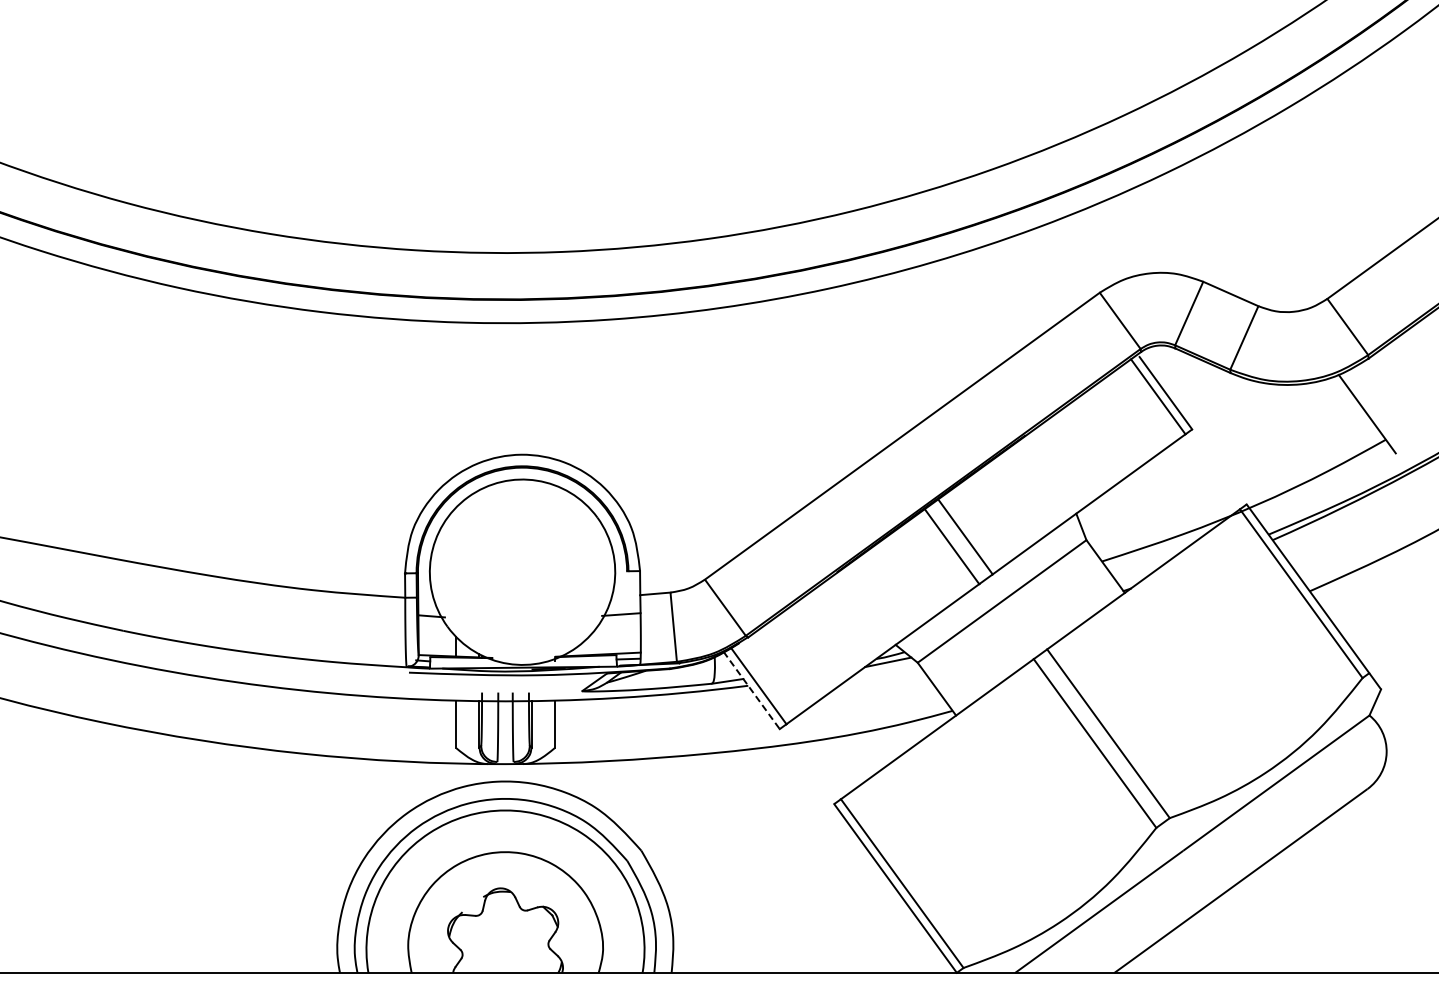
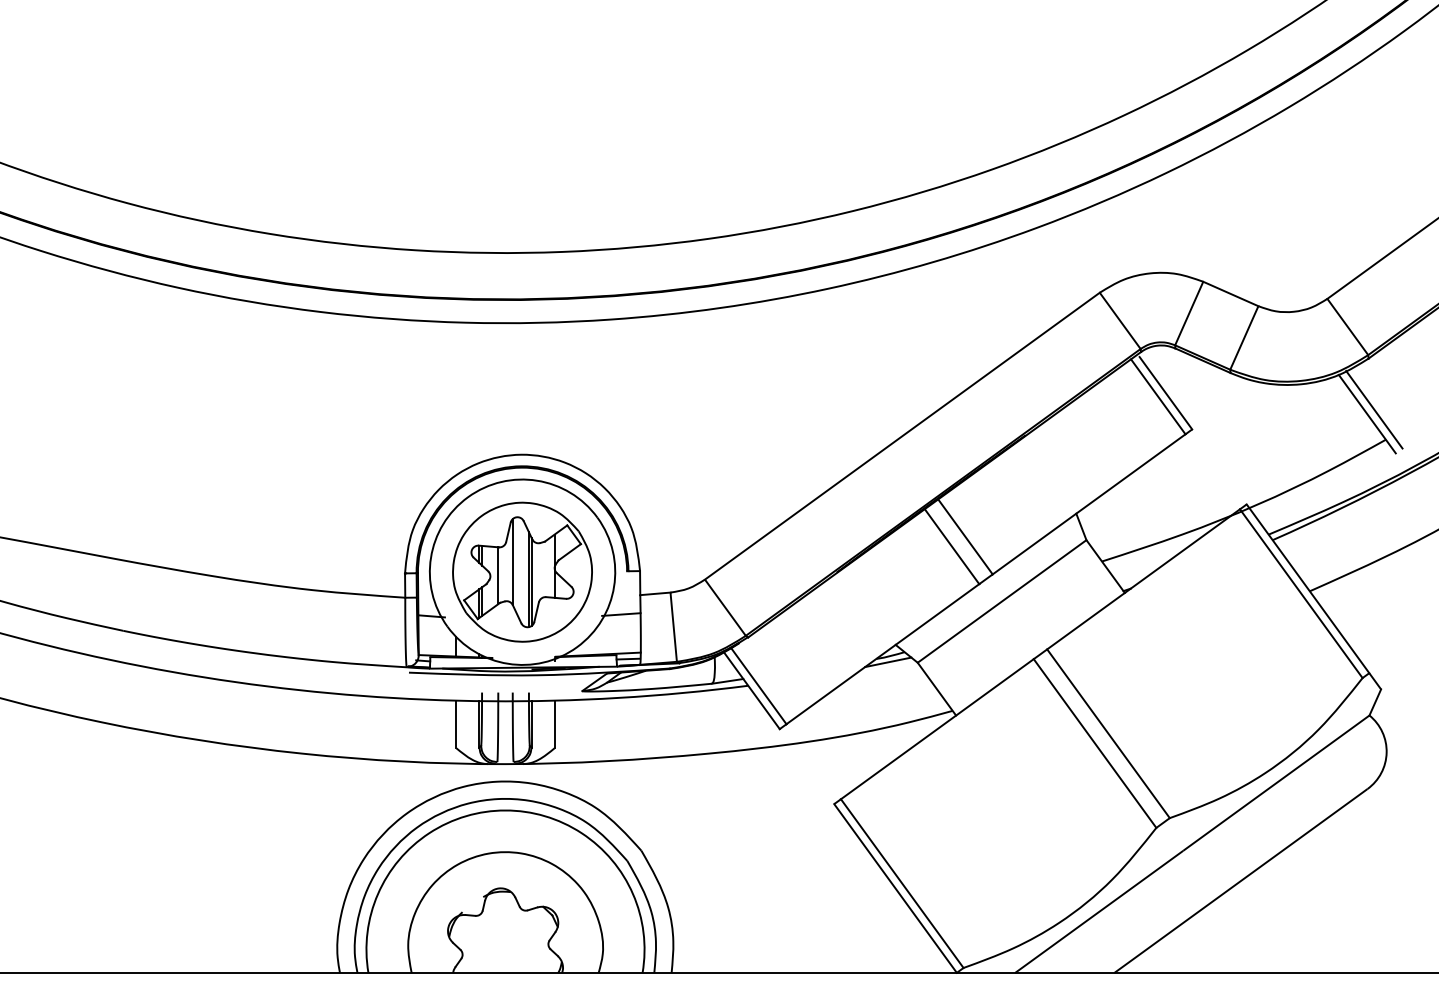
line: none -> present (1374, 409)
part: none -> present (522, 571)
line: dashed -> solid (751, 690)
